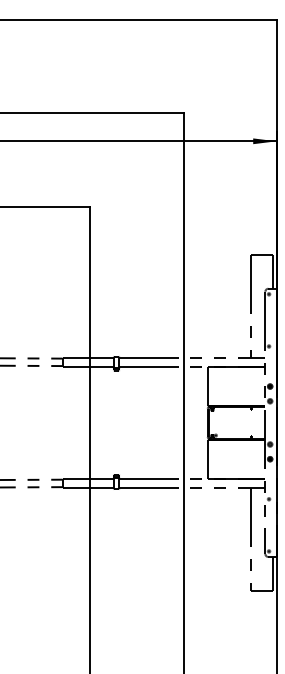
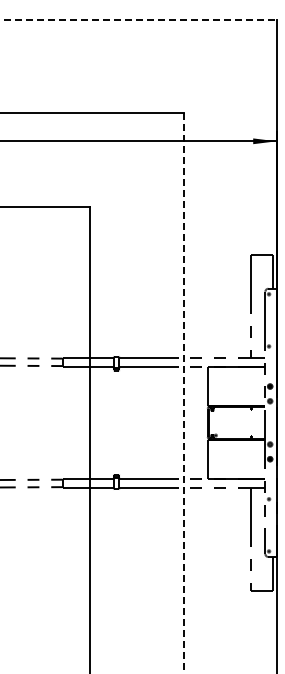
line: solid -> dashed (138, 20)
line: solid -> dashed (183, 393)
